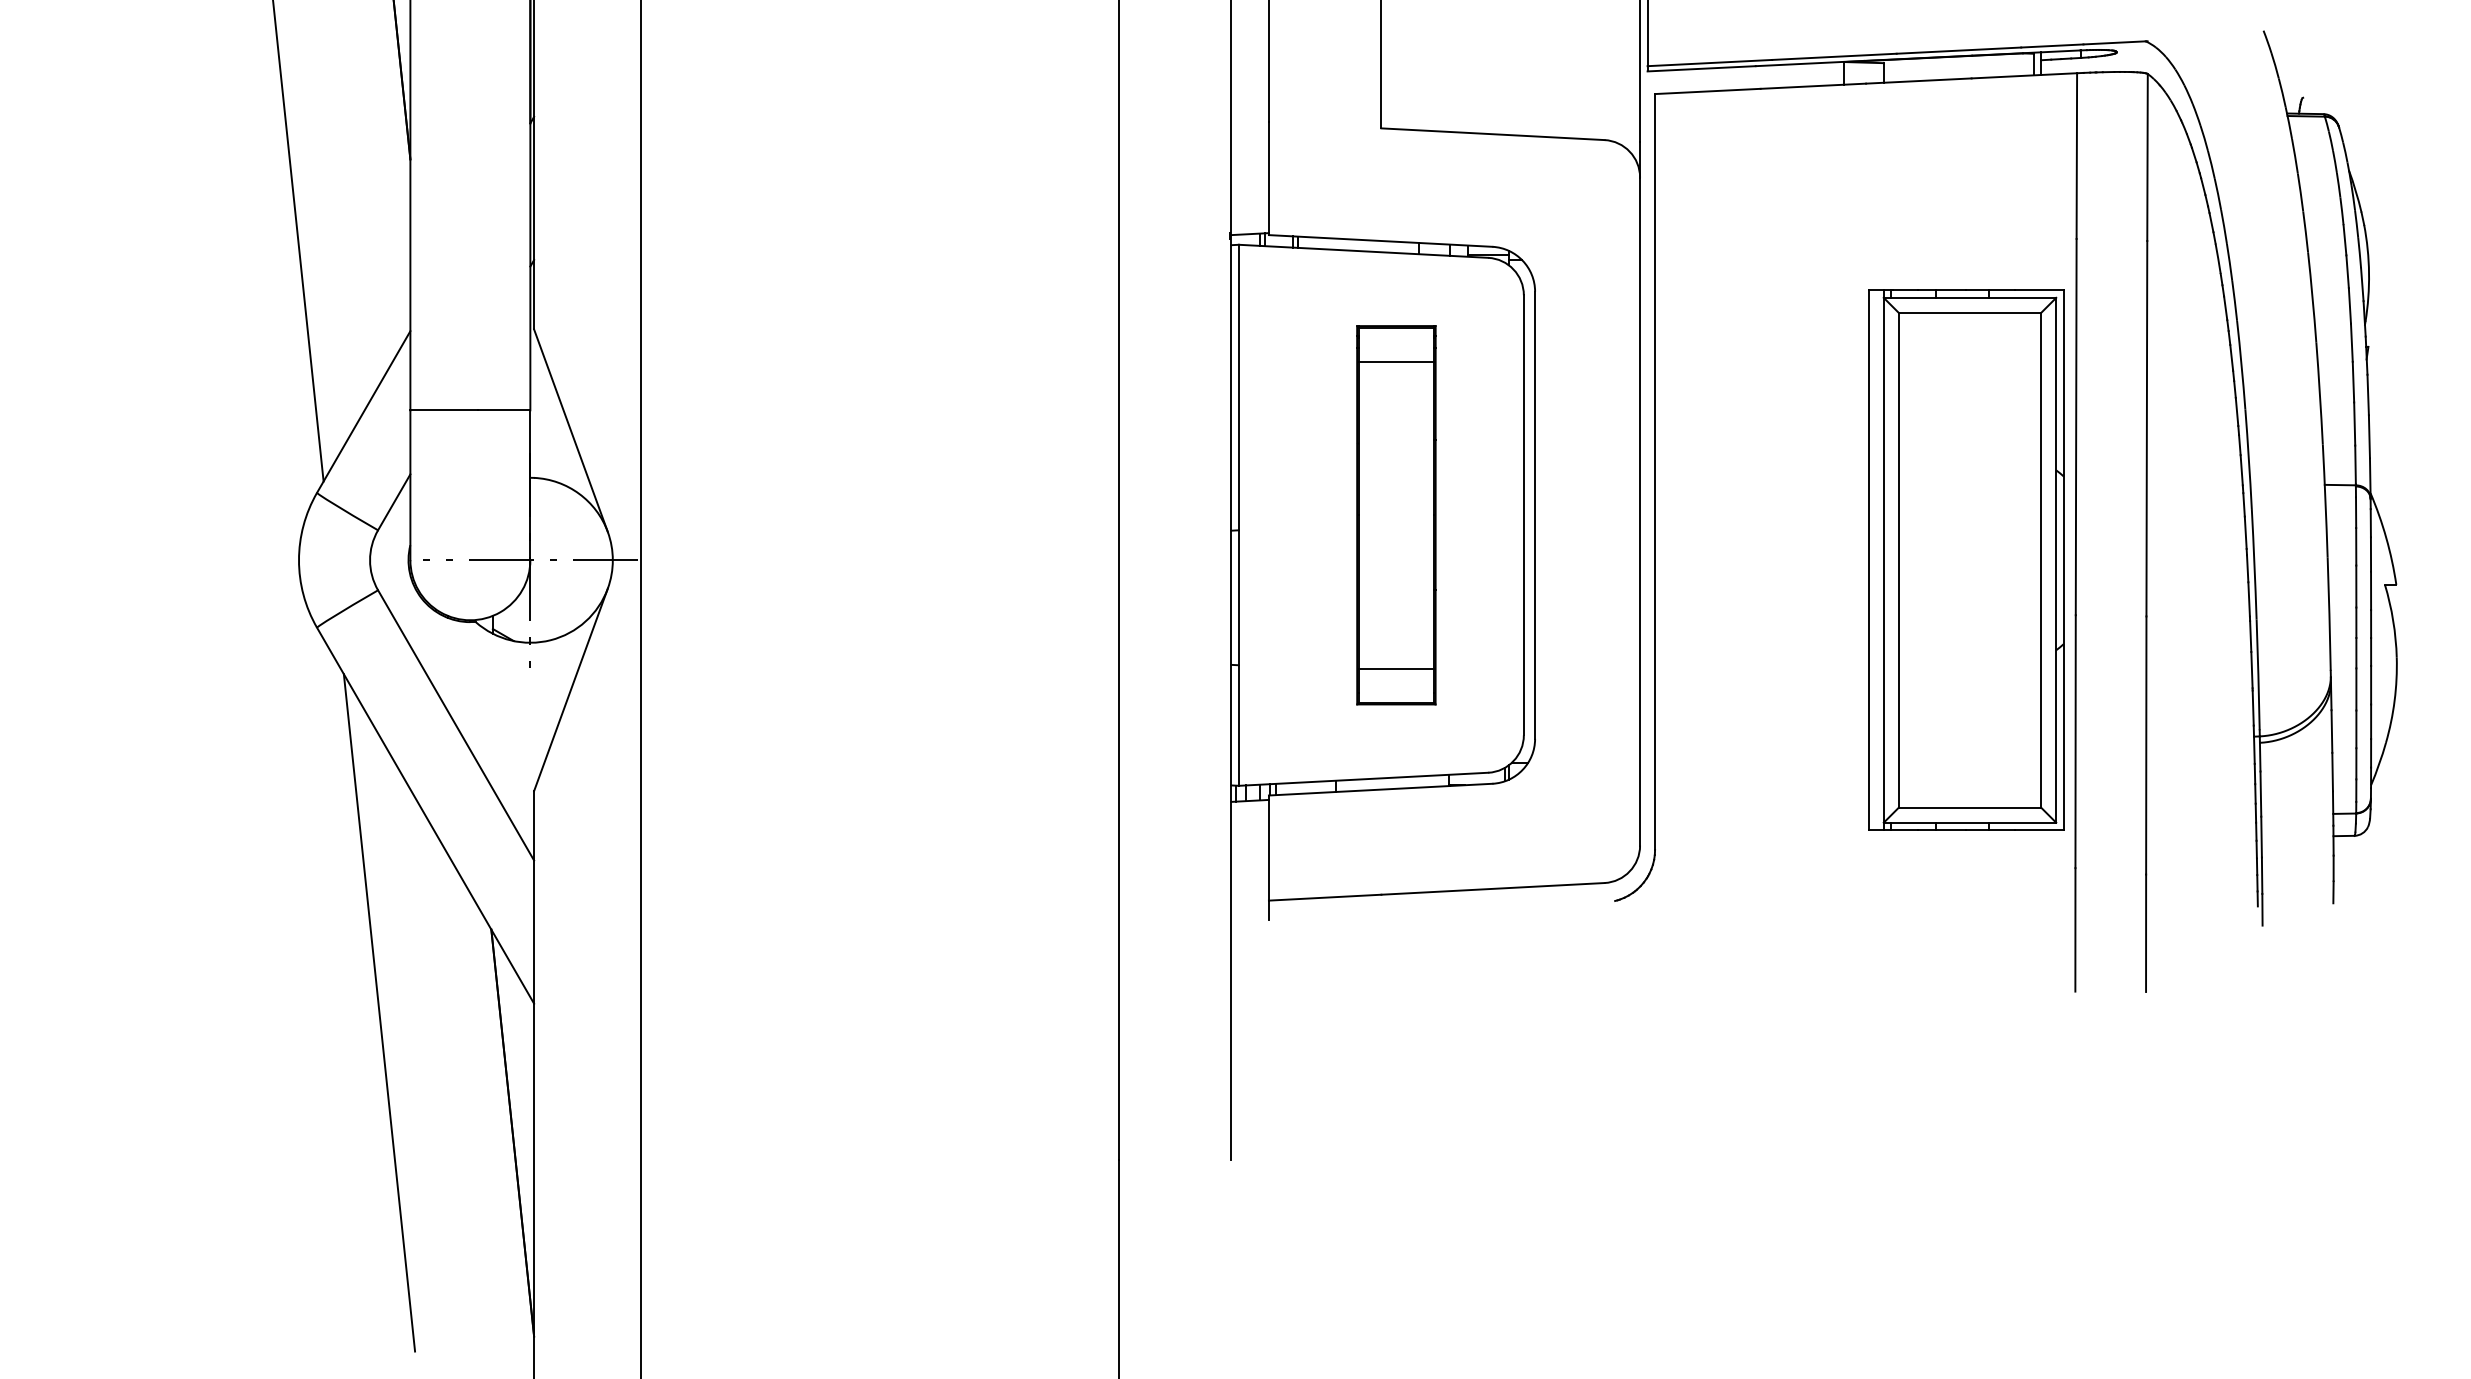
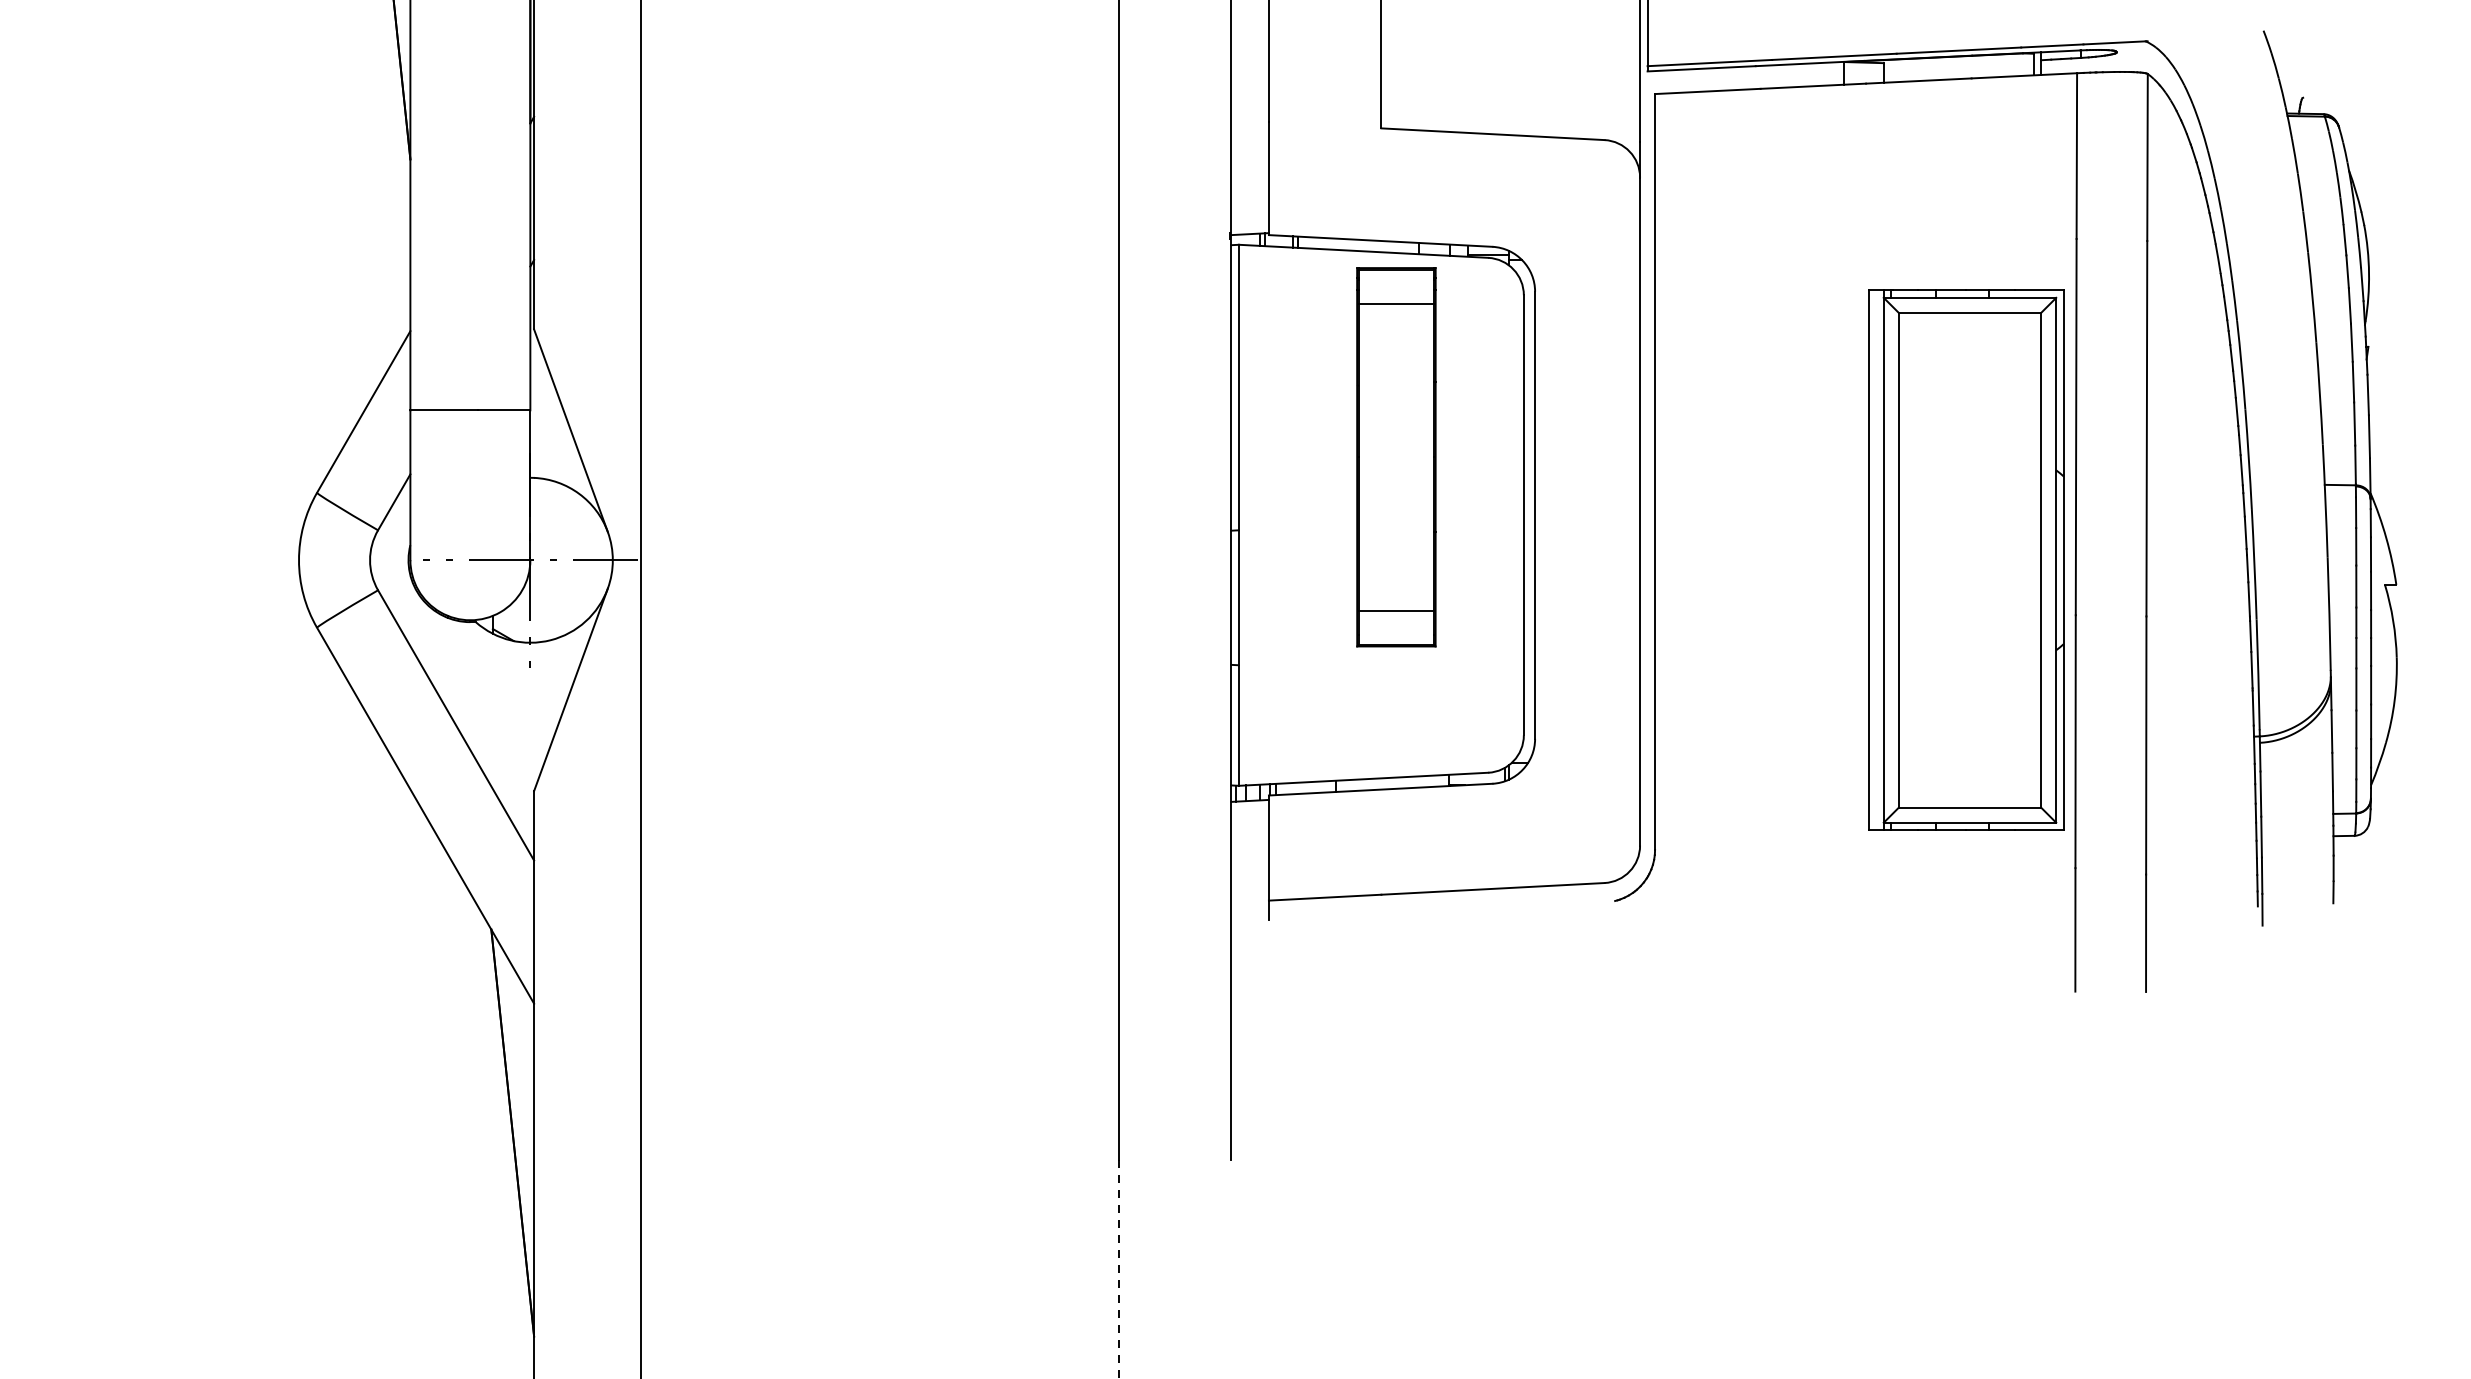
line: present -> none (298, 241)
part position: (1396, 515) -> (1396, 457) (1396, 457)
line: present -> none (379, 1012)
line: solid -> dashed (1118, 1269)
